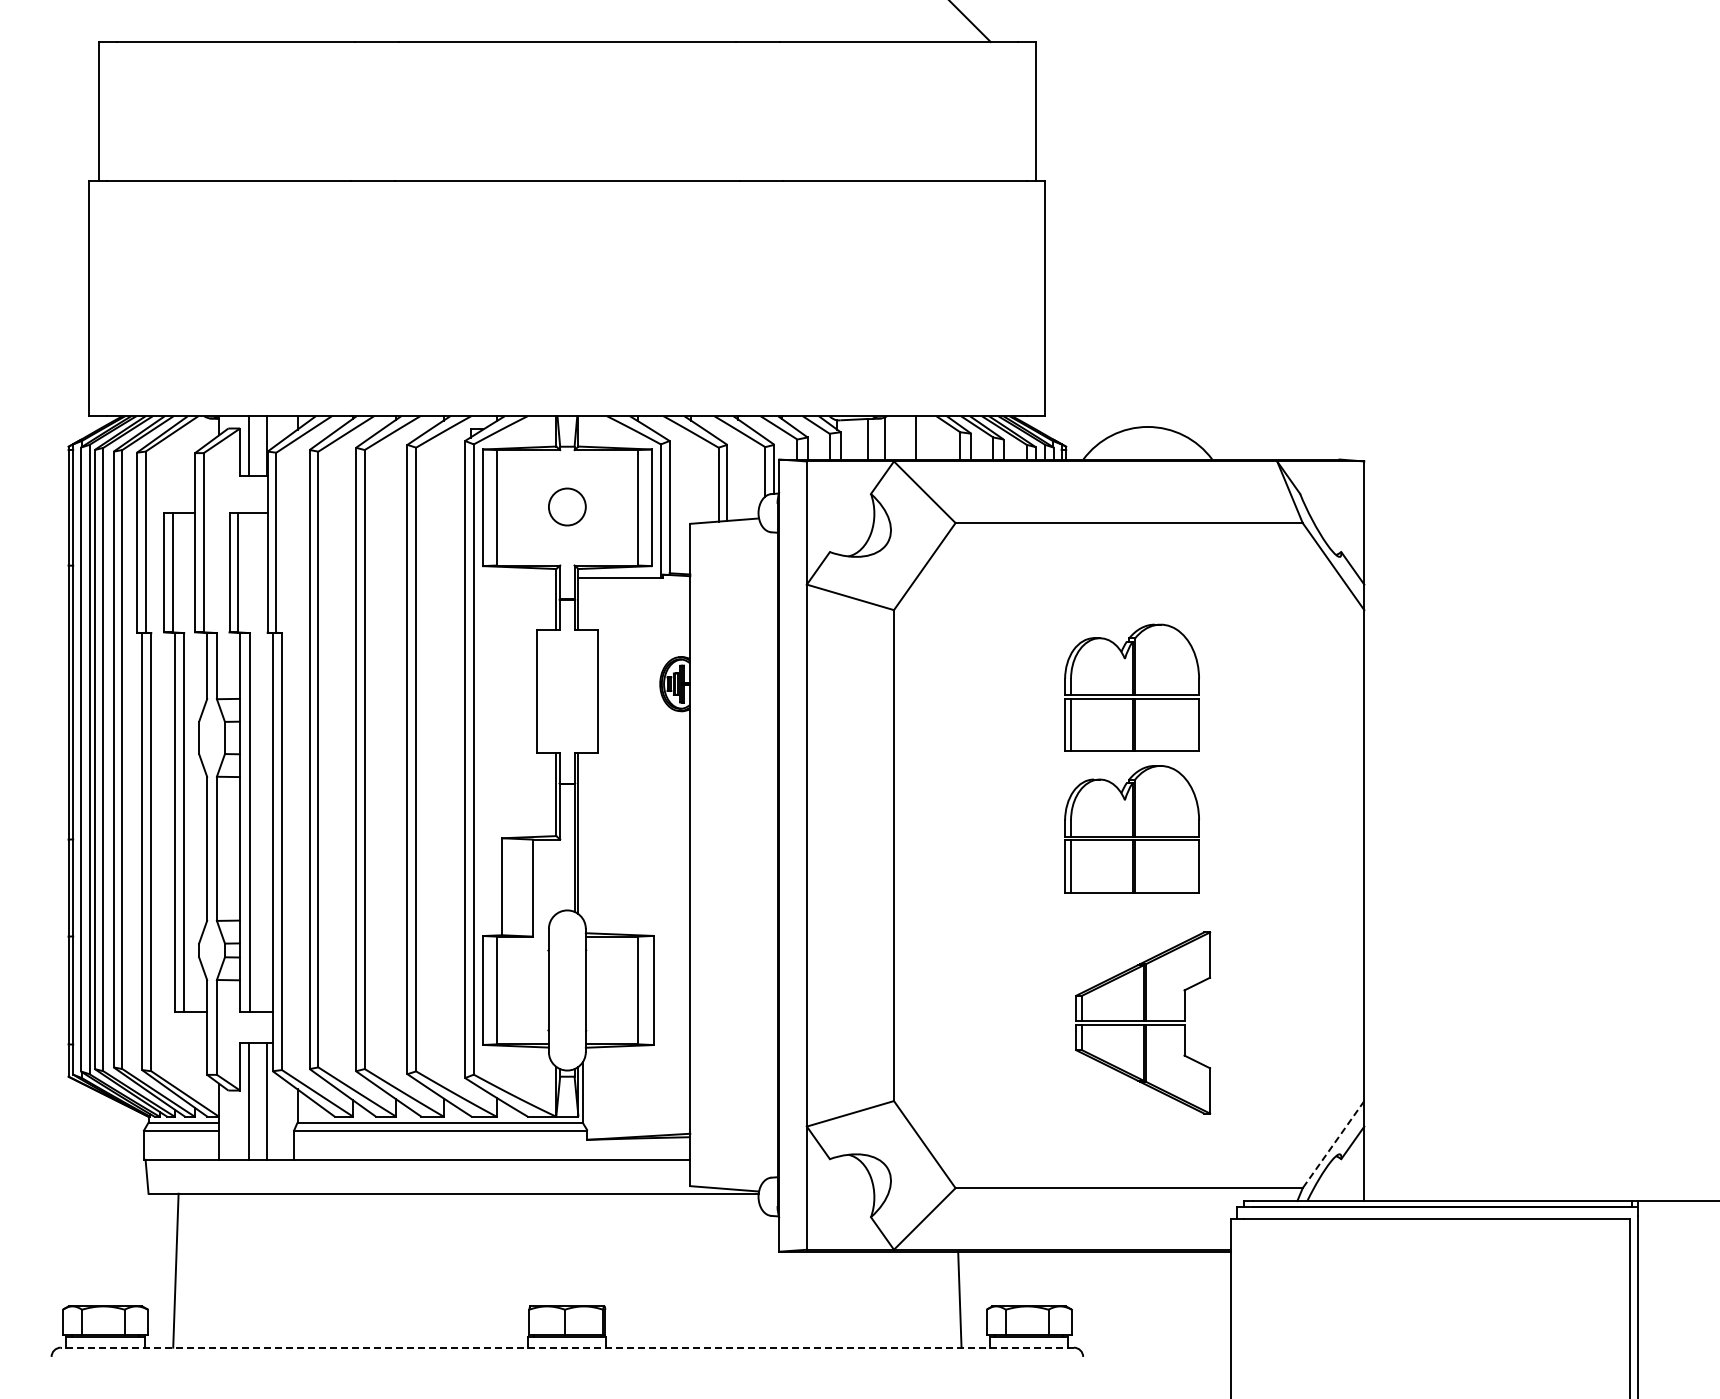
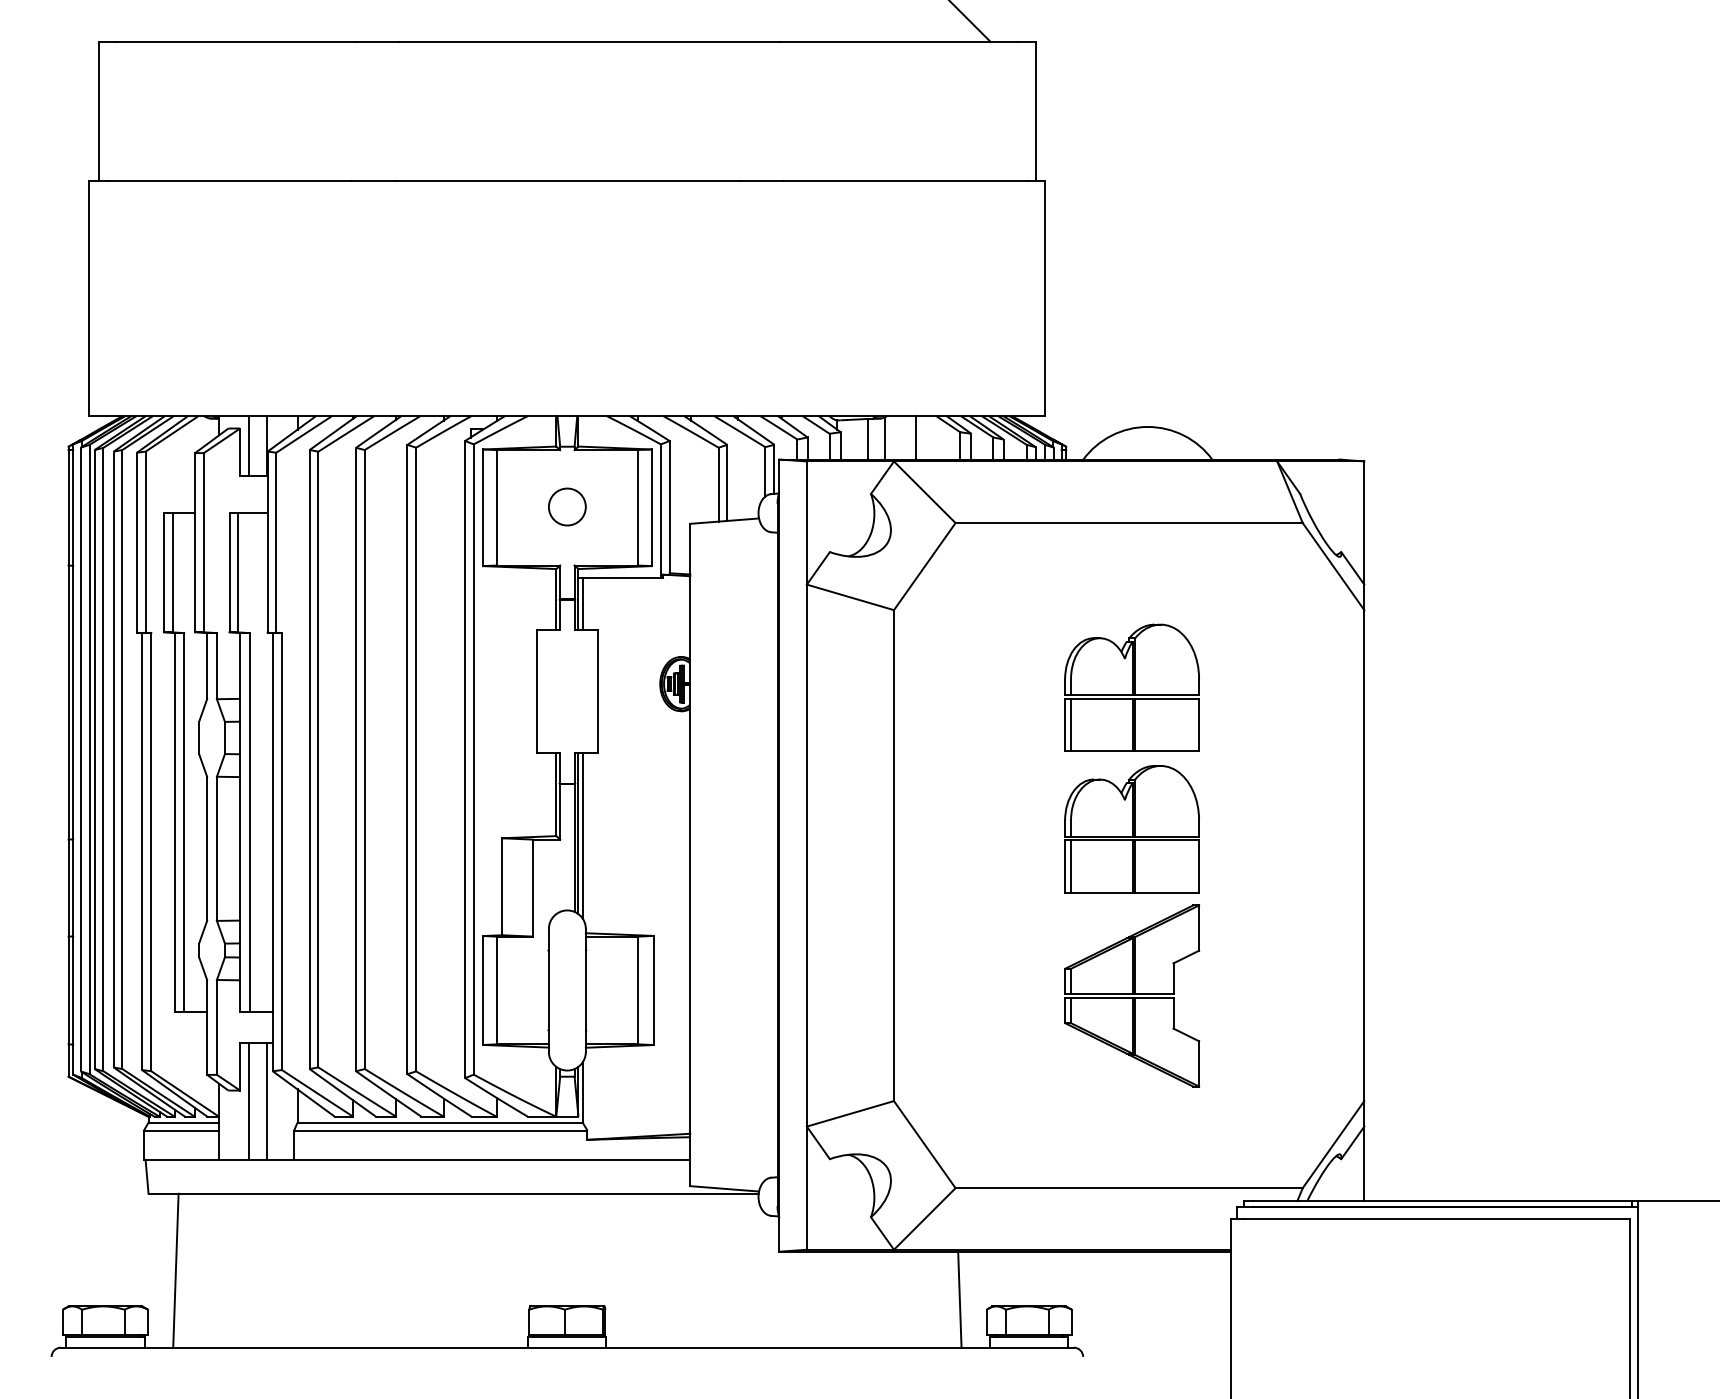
line: none -> present (582, 603)
line: none -> present (582, 835)
part position: (1143, 1022) -> (1132, 995) (1132, 995)
line: dashed -> solid (1333, 1145)
line: dashed -> solid (567, 1347)
